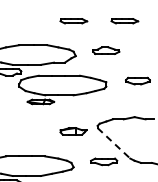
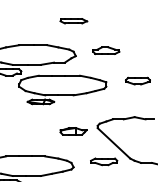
part: present -> none (124, 21)
line: dashed -> solid (114, 143)
